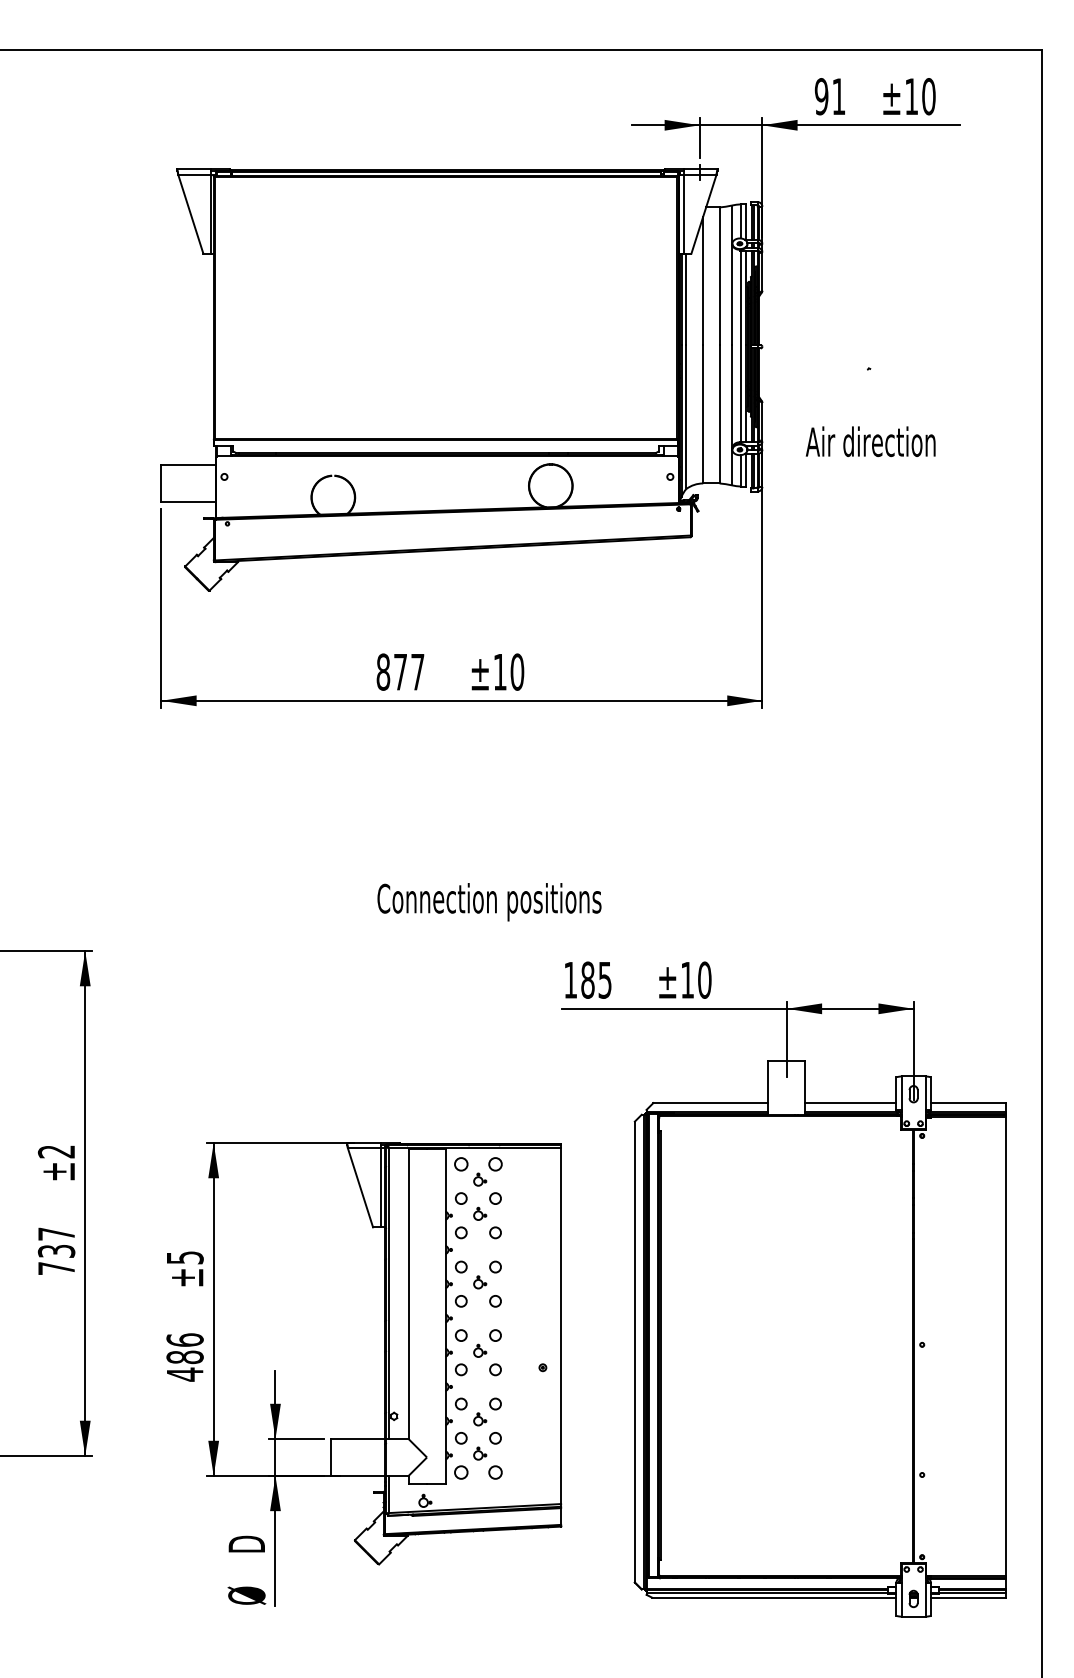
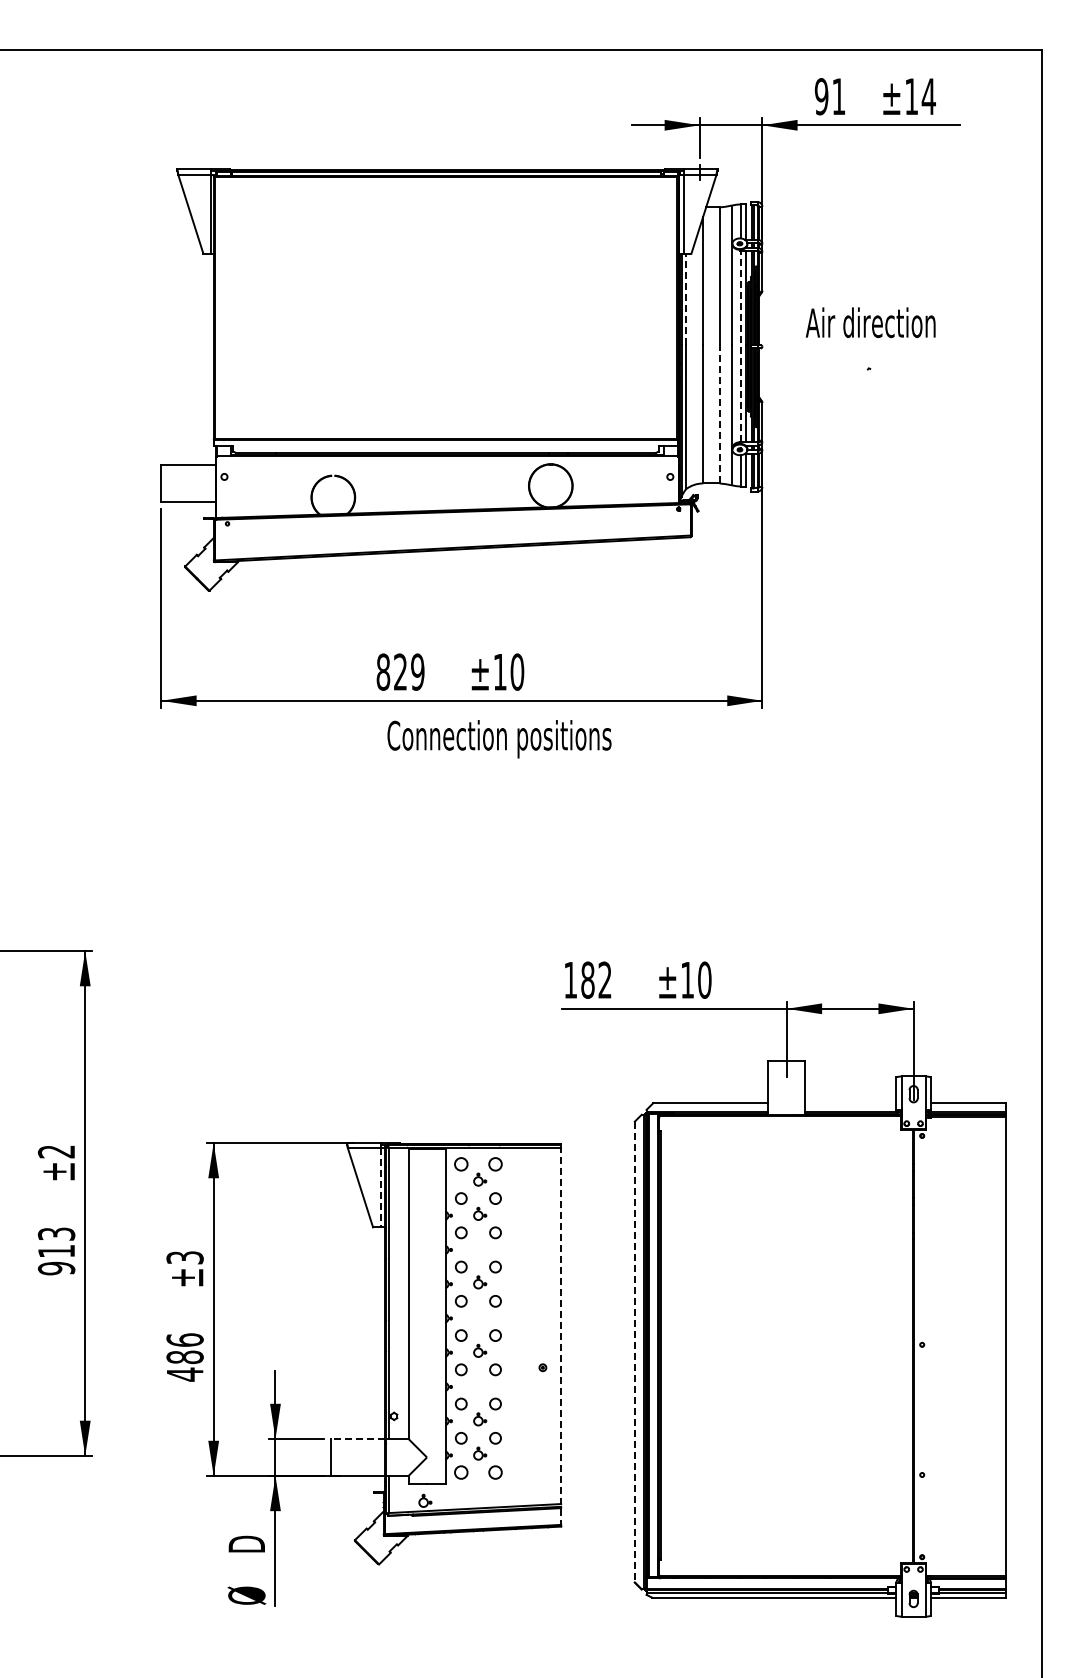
text: ±10 -> ±14 (928, 96)
line: solid -> dashed (686, 299)
line: solid -> dashed (740, 346)
line: solid -> dashed (719, 413)
text position: (870, 441) -> (870, 322) (870, 322)
text: 877 -> 829 (409, 671)
text position: (489, 902) -> (499, 739) (499, 739)
text: 185 -> 182 (604, 979)
line: present -> none (850, 1103)
line: solid -> dashed (380, 1188)
text: 737 -> 913 (56, 1251)
text: ±5 -> ±3 (184, 1257)
line: solid -> dashed (561, 1334)
line: solid -> dashed (634, 1352)
line: solid -> dashed (357, 1439)
